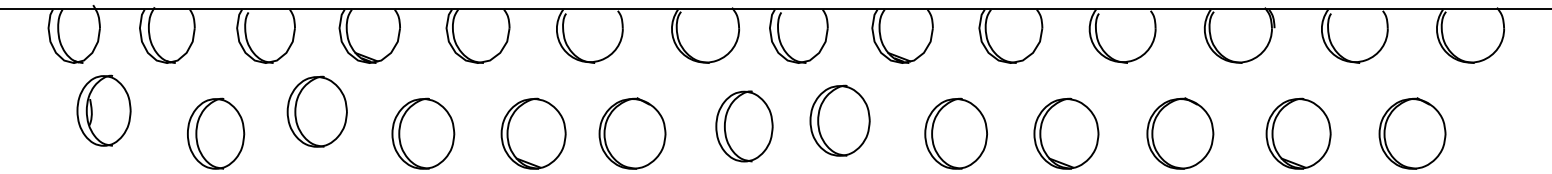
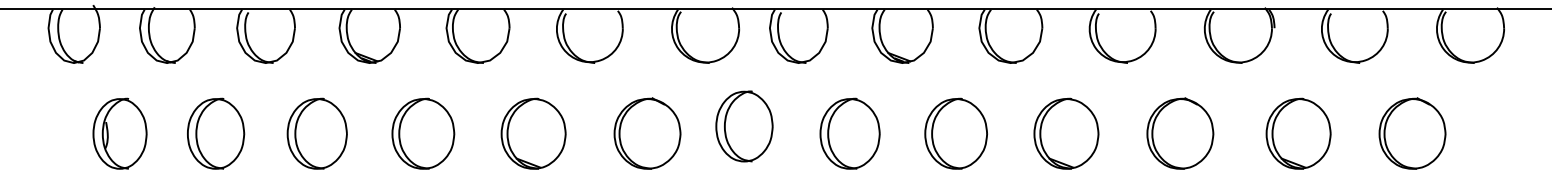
part position: (103, 110) -> (119, 133) (119, 133)
part position: (316, 111) -> (316, 133) (316, 133)
part position: (839, 120) -> (849, 133) (849, 133)
part position: (632, 133) -> (647, 133) (647, 133)
